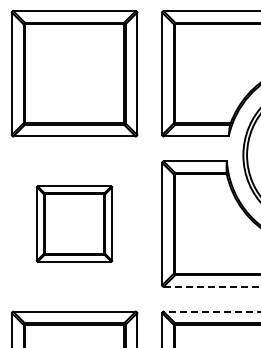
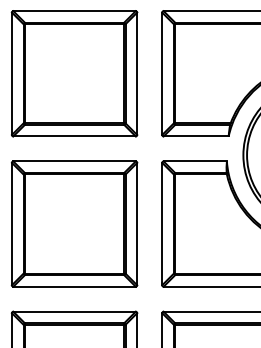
part size: 79x78 px -> 129x128 px (74, 223)
line: dashed -> solid (212, 286)
line: dashed -> solid (211, 311)
